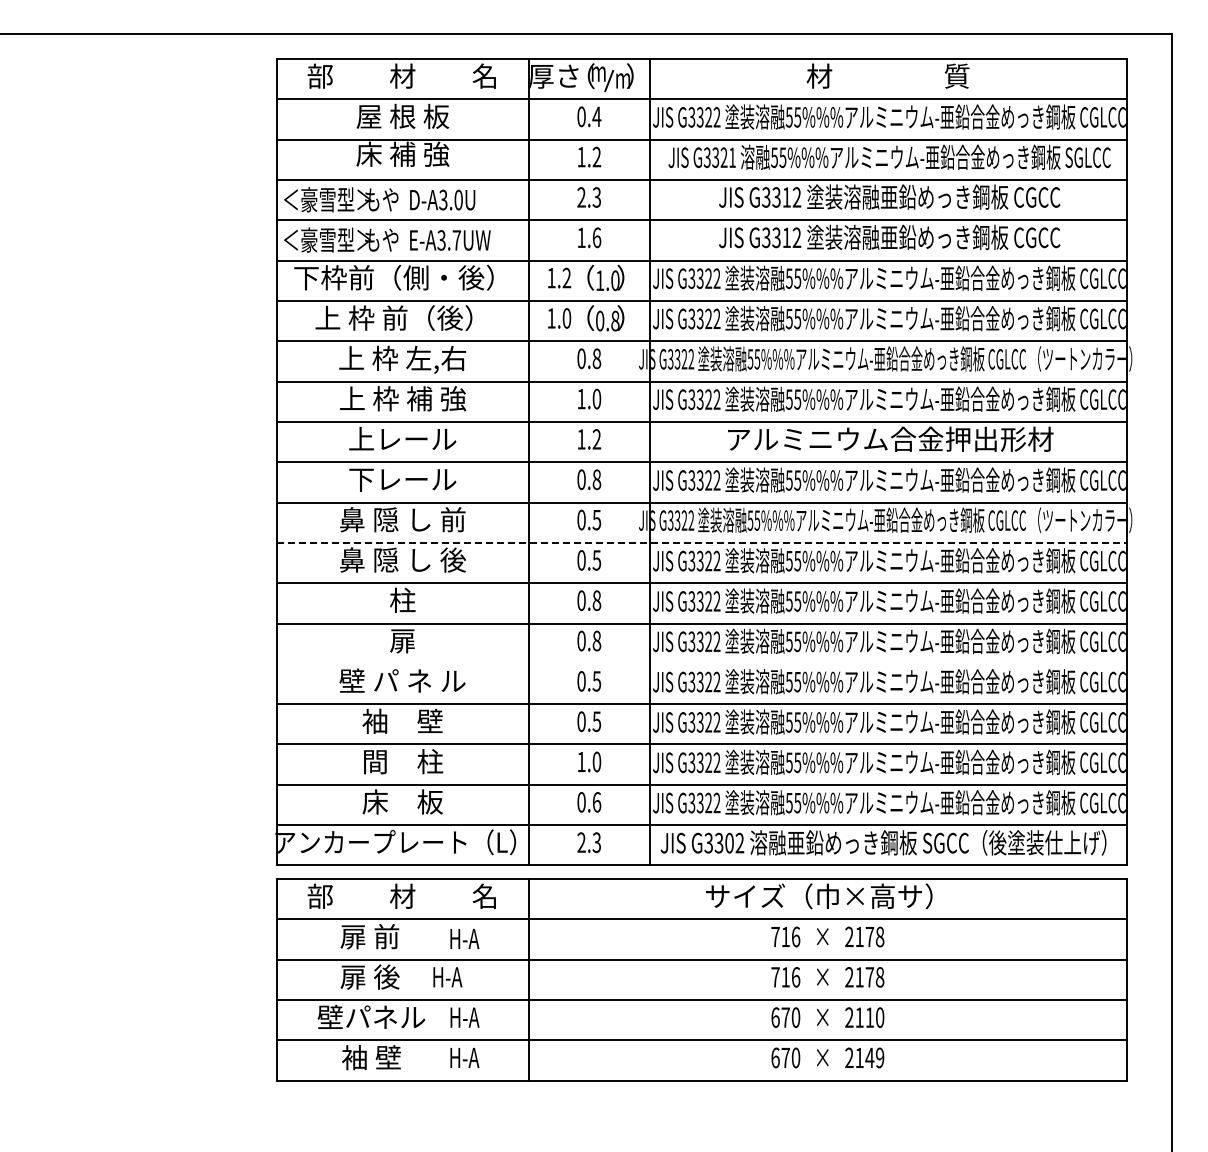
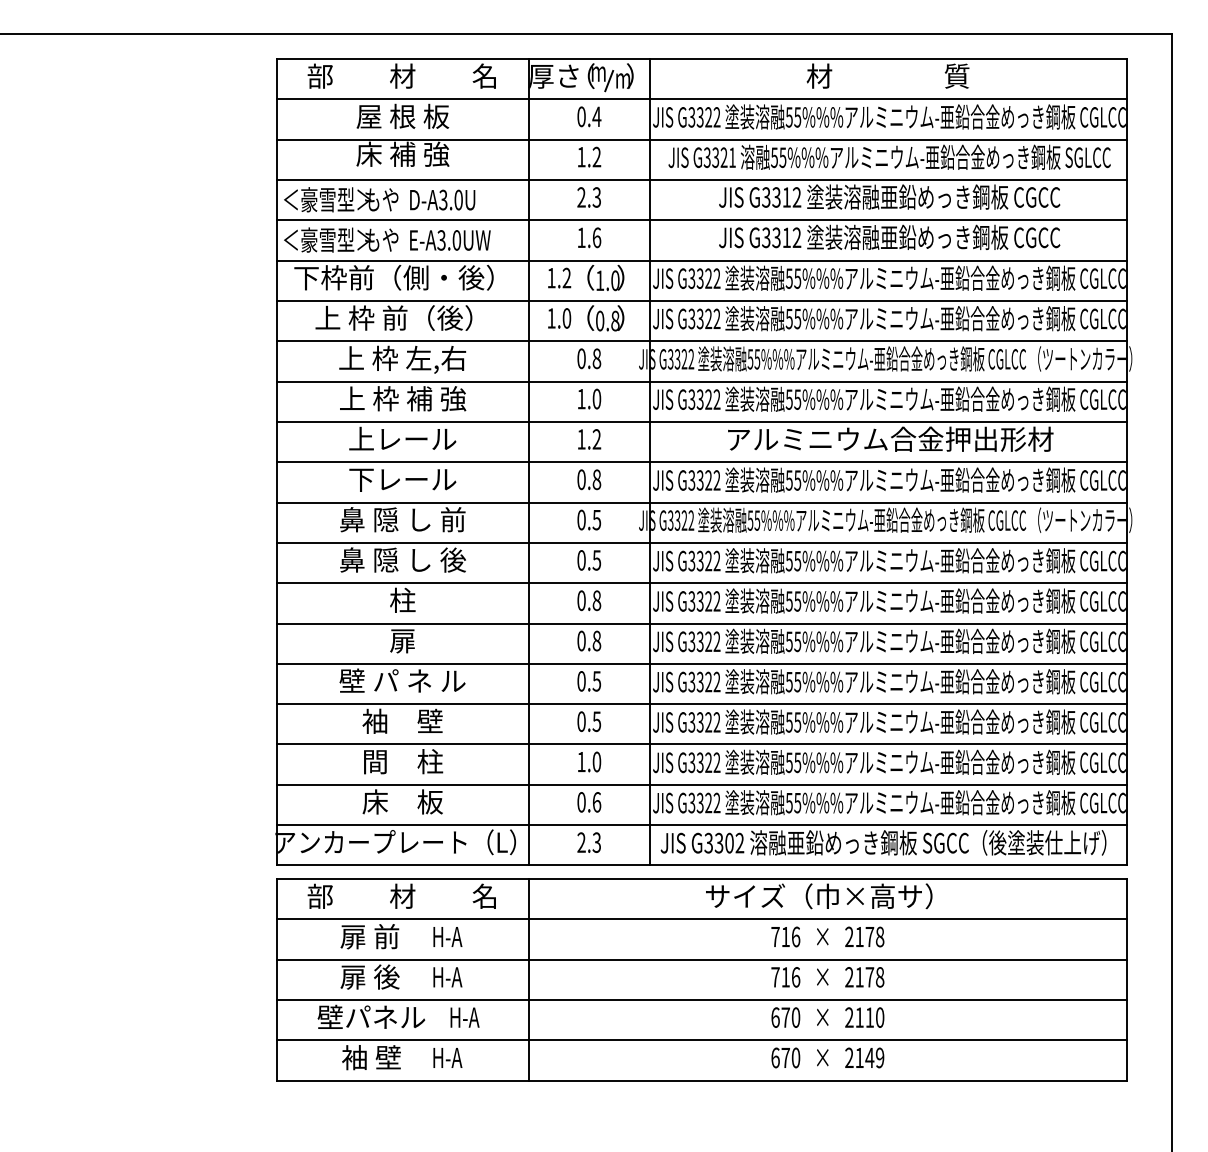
text: E-A3.7UW -> E-A3.0UW (456, 240)
line: dashed -> solid (702, 542)
line: none -> present (701, 663)
text position: (464, 938) -> (447, 936) (447, 936)
text position: (464, 1057) -> (447, 1057) (447, 1057)
